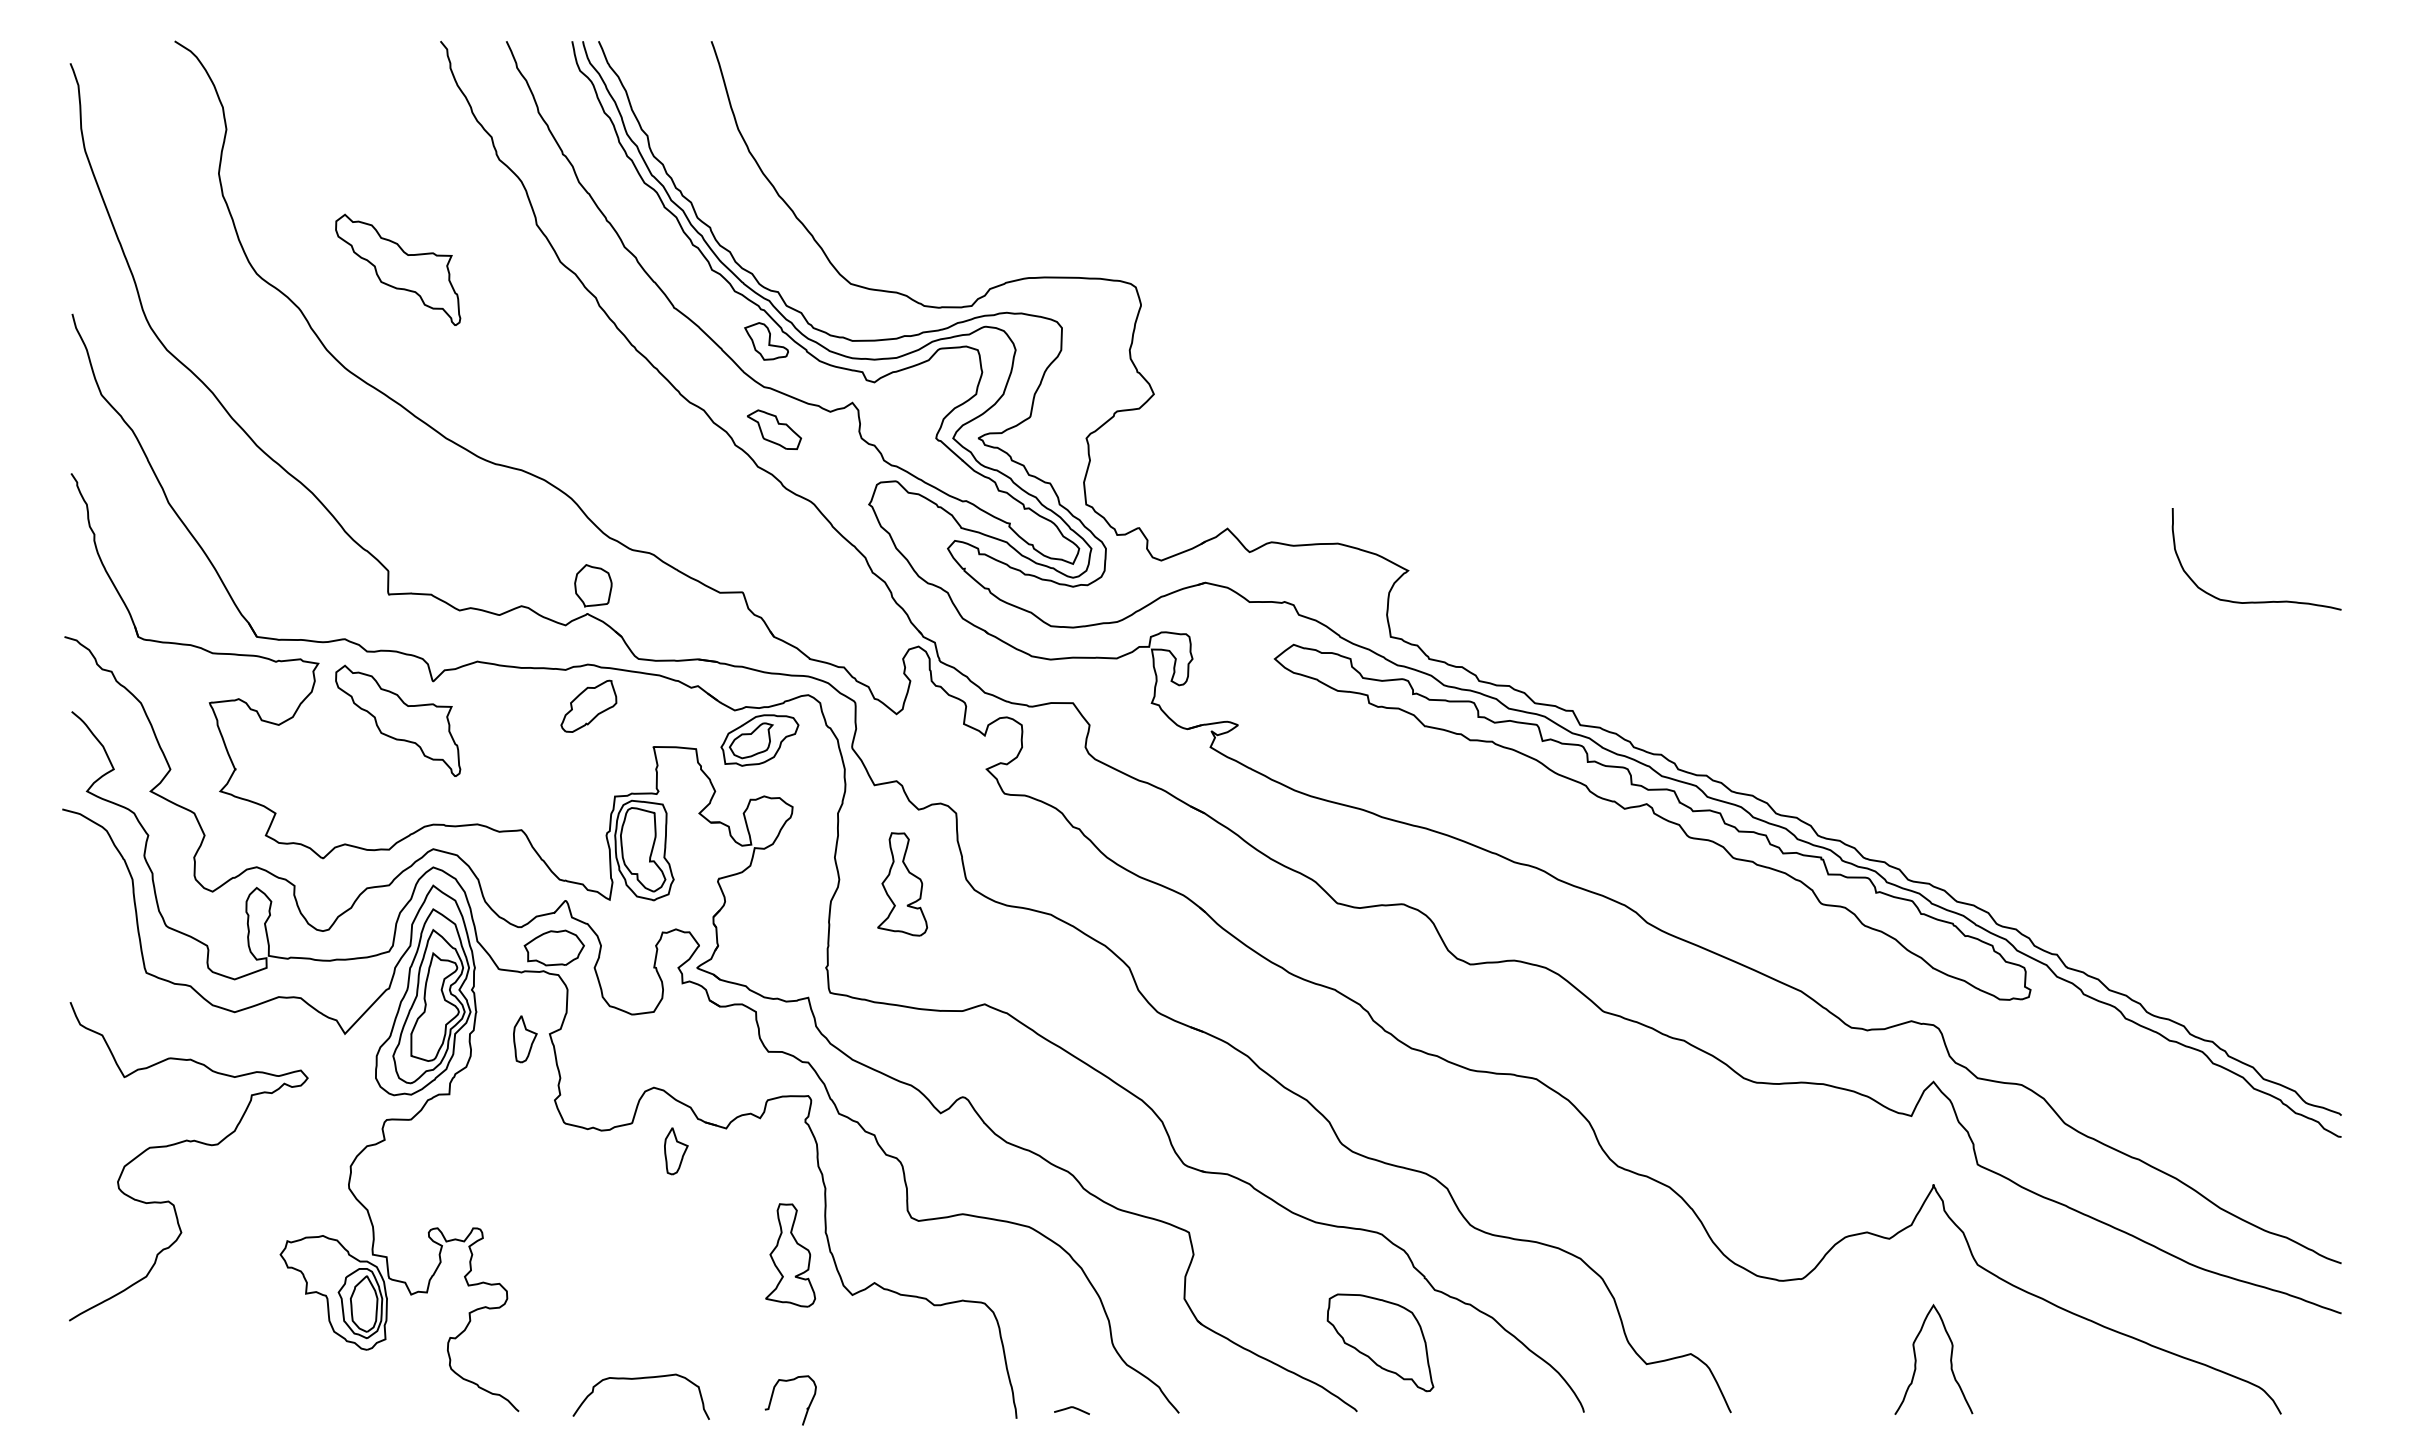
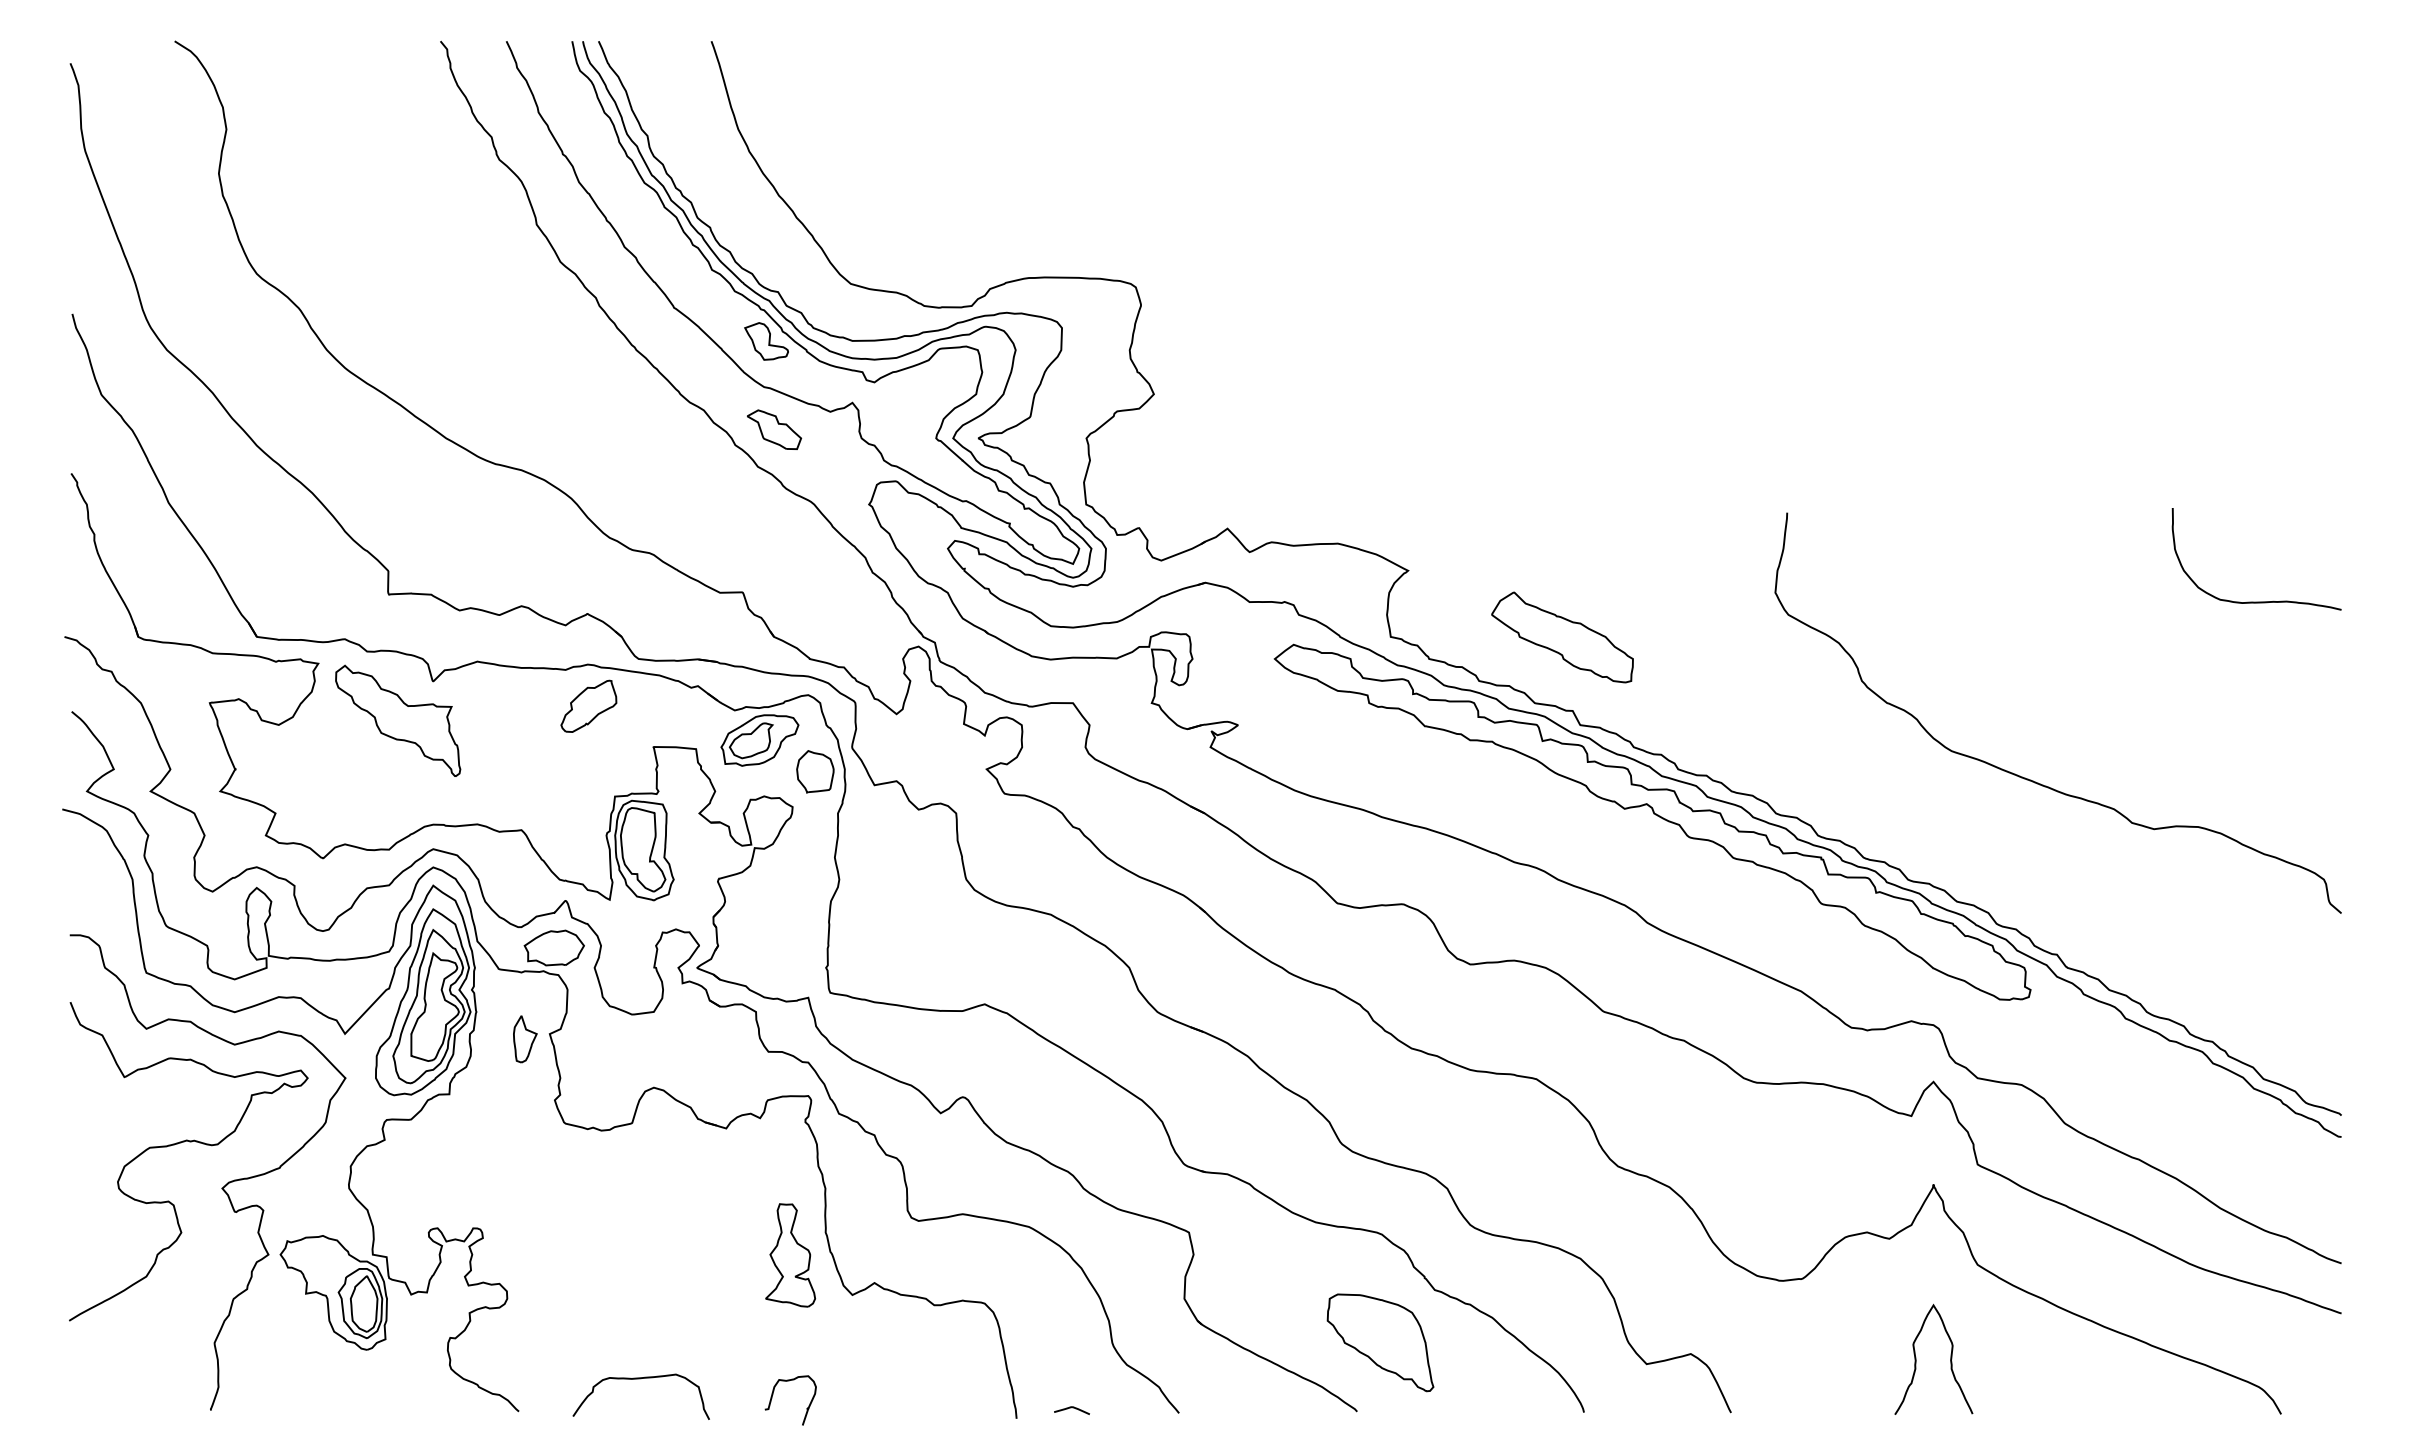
part: present -> none (398, 269)
part position: (593, 585) -> (815, 771) (815, 771)
part: none -> present (1562, 637)
curve: none -> present (2028, 778)
part: present -> none (902, 884)
part: present -> none (676, 1151)
curve: none -> present (222, 1187)
